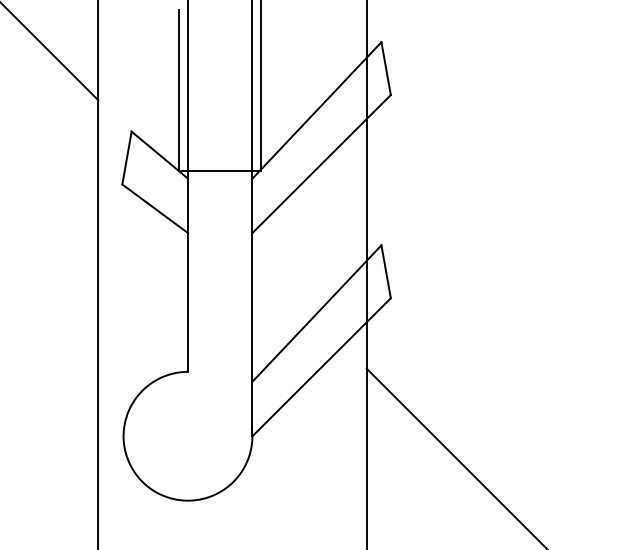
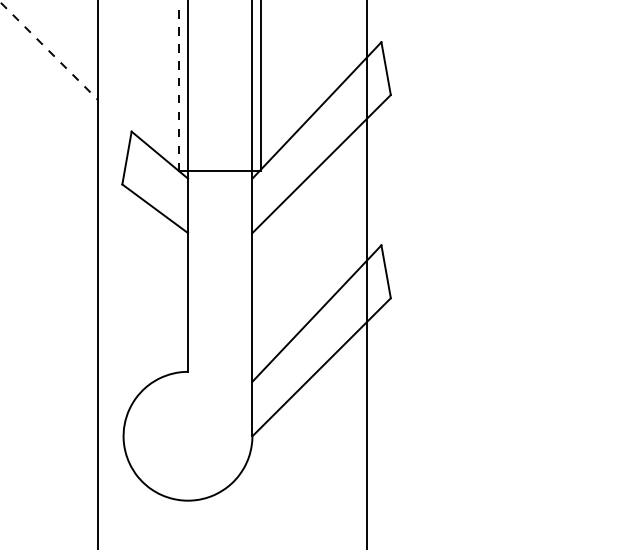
line: solid -> dashed (49, 51)
line: solid -> dashed (179, 90)
line: present -> none (455, 457)
